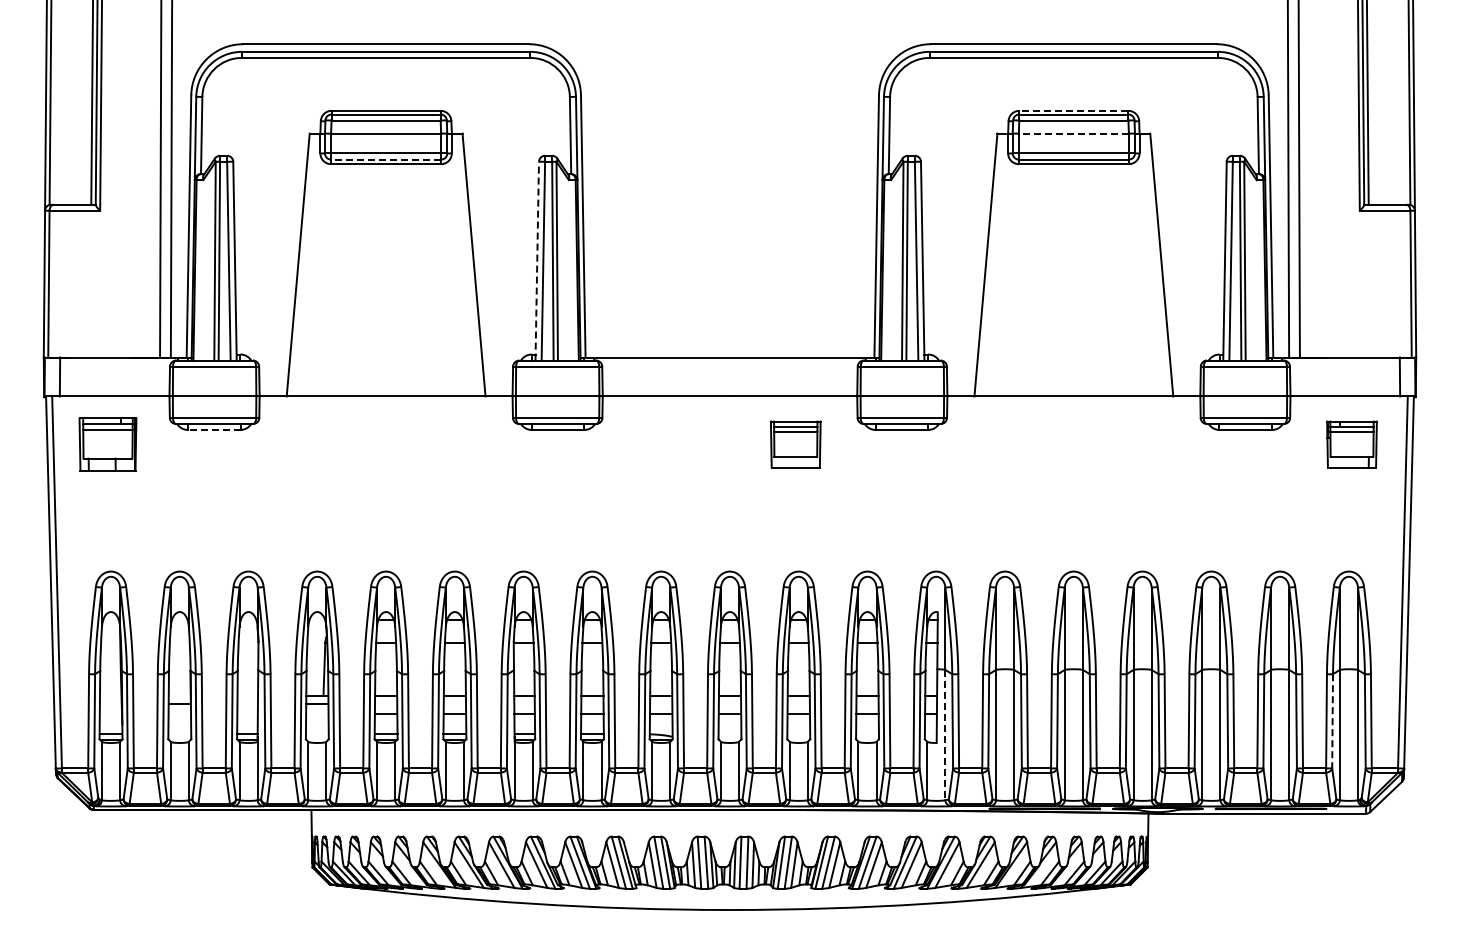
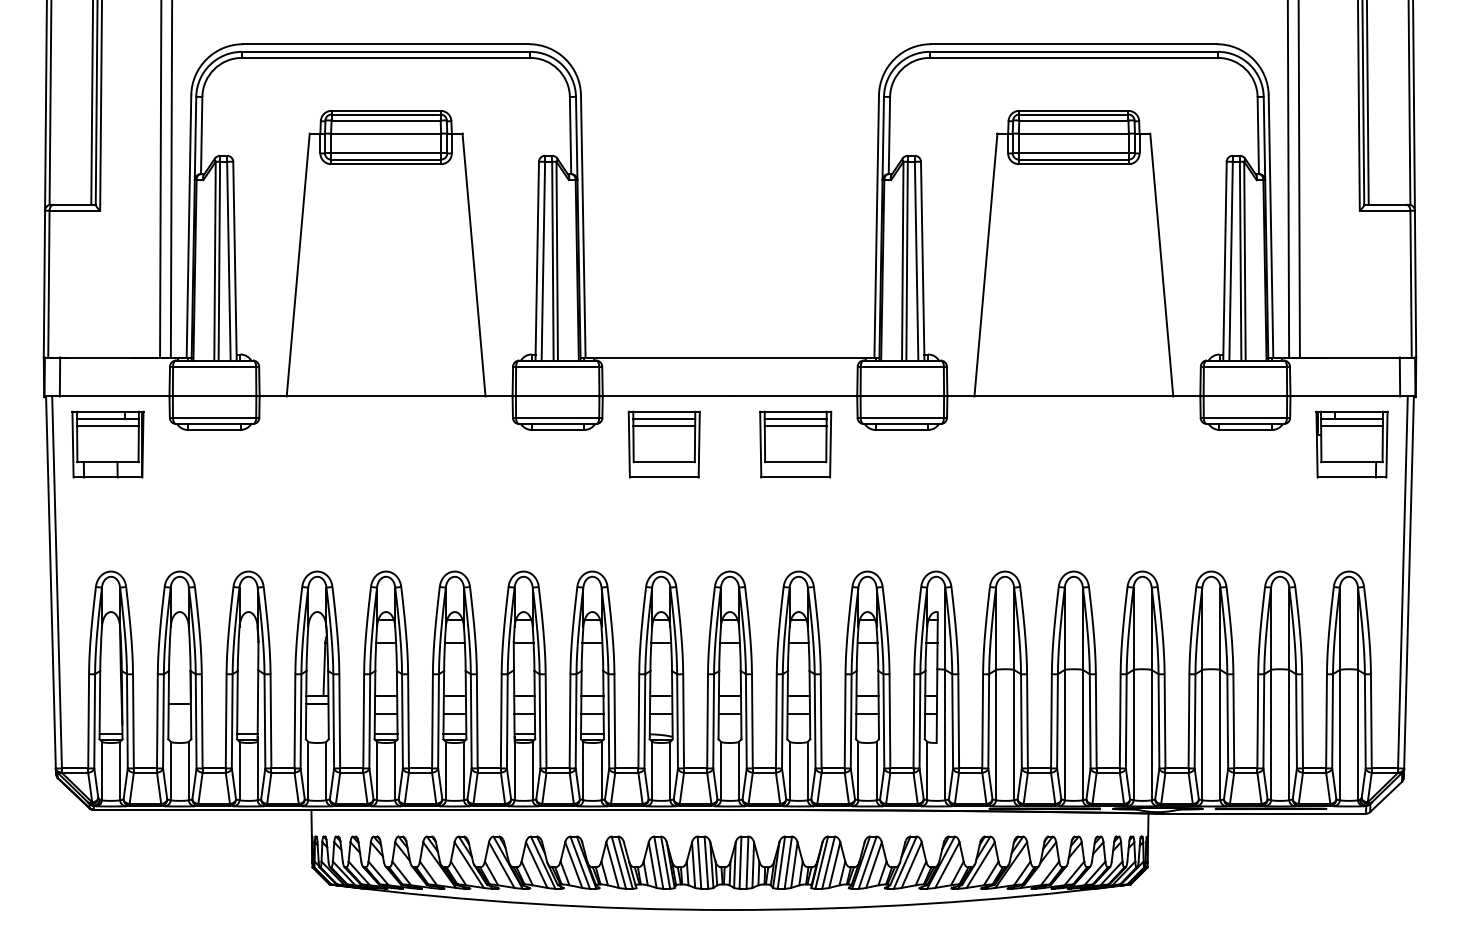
line: dashed -> solid (1073, 110)
line: dashed -> solid (1073, 133)
line: dashed -> solid (385, 159)
line: dashed -> solid (537, 260)
line: dashed -> solid (213, 429)
part size: 60x55 px -> 74x69 px (107, 444)
part: none -> present (663, 444)
part size: 52x49 px -> 74x69 px (795, 444)
part size: 52x49 px -> 74x69 px (1351, 444)
line: dashed -> solid (1332, 721)
line: dashed -> solid (945, 735)
